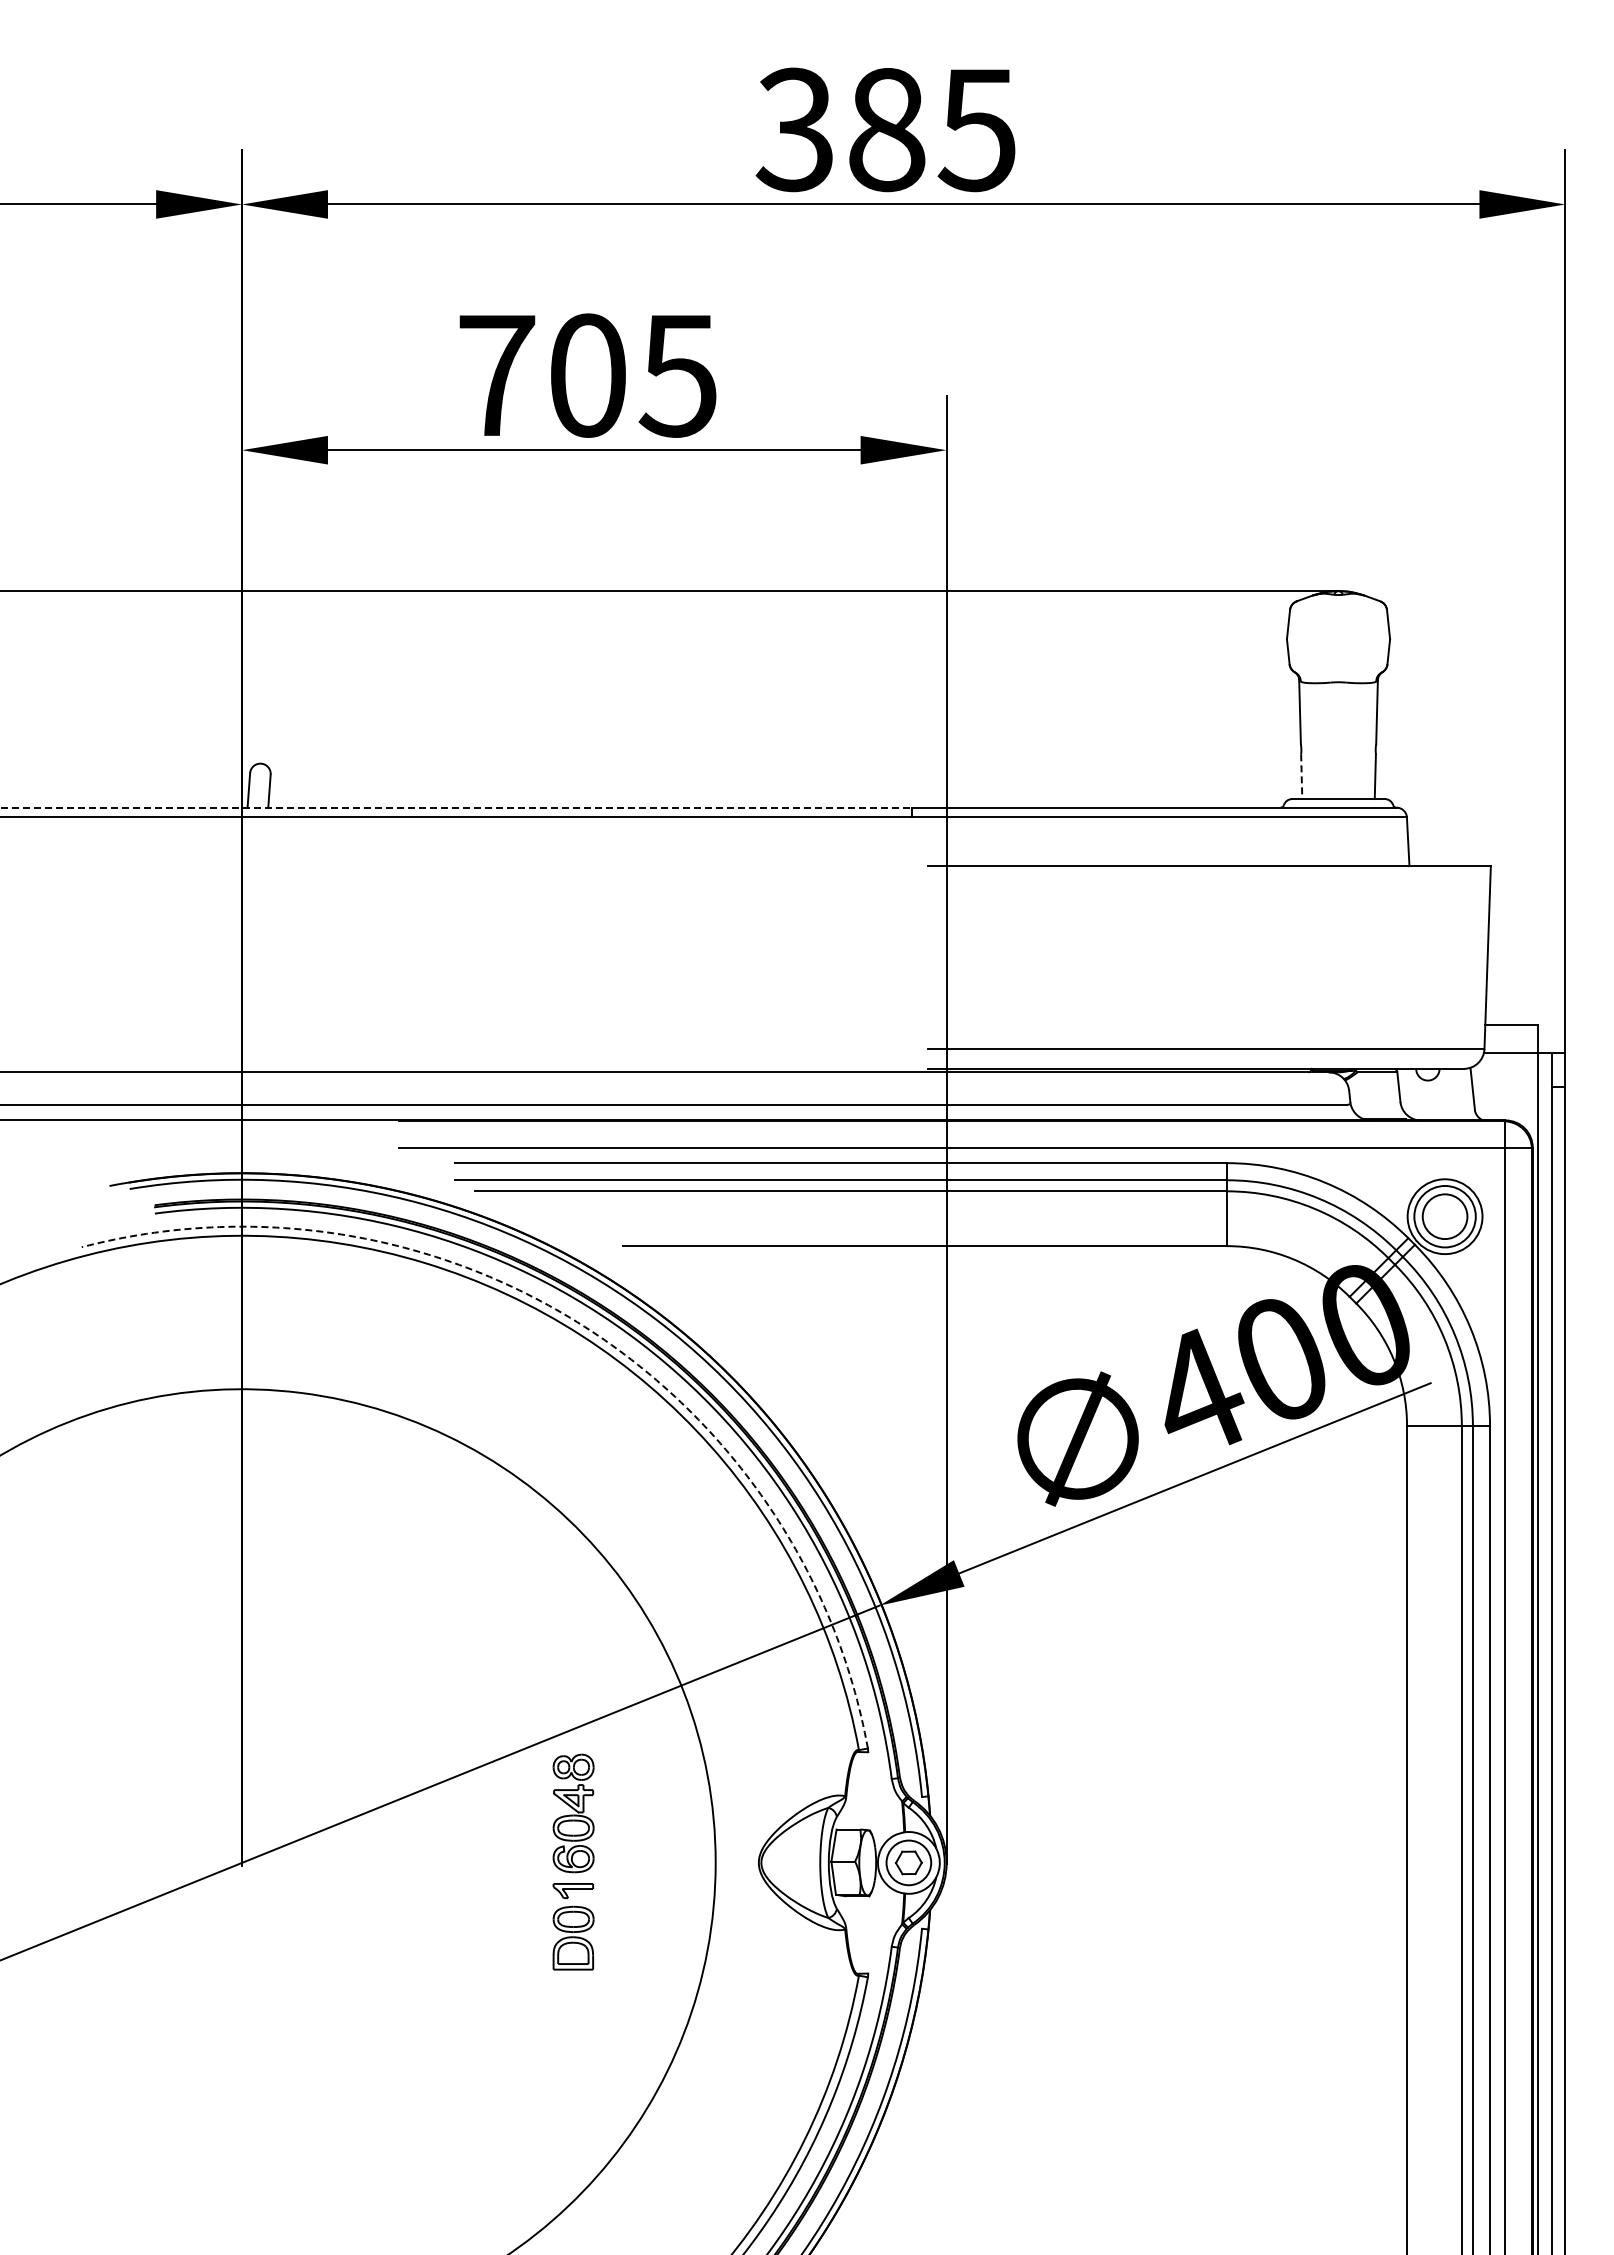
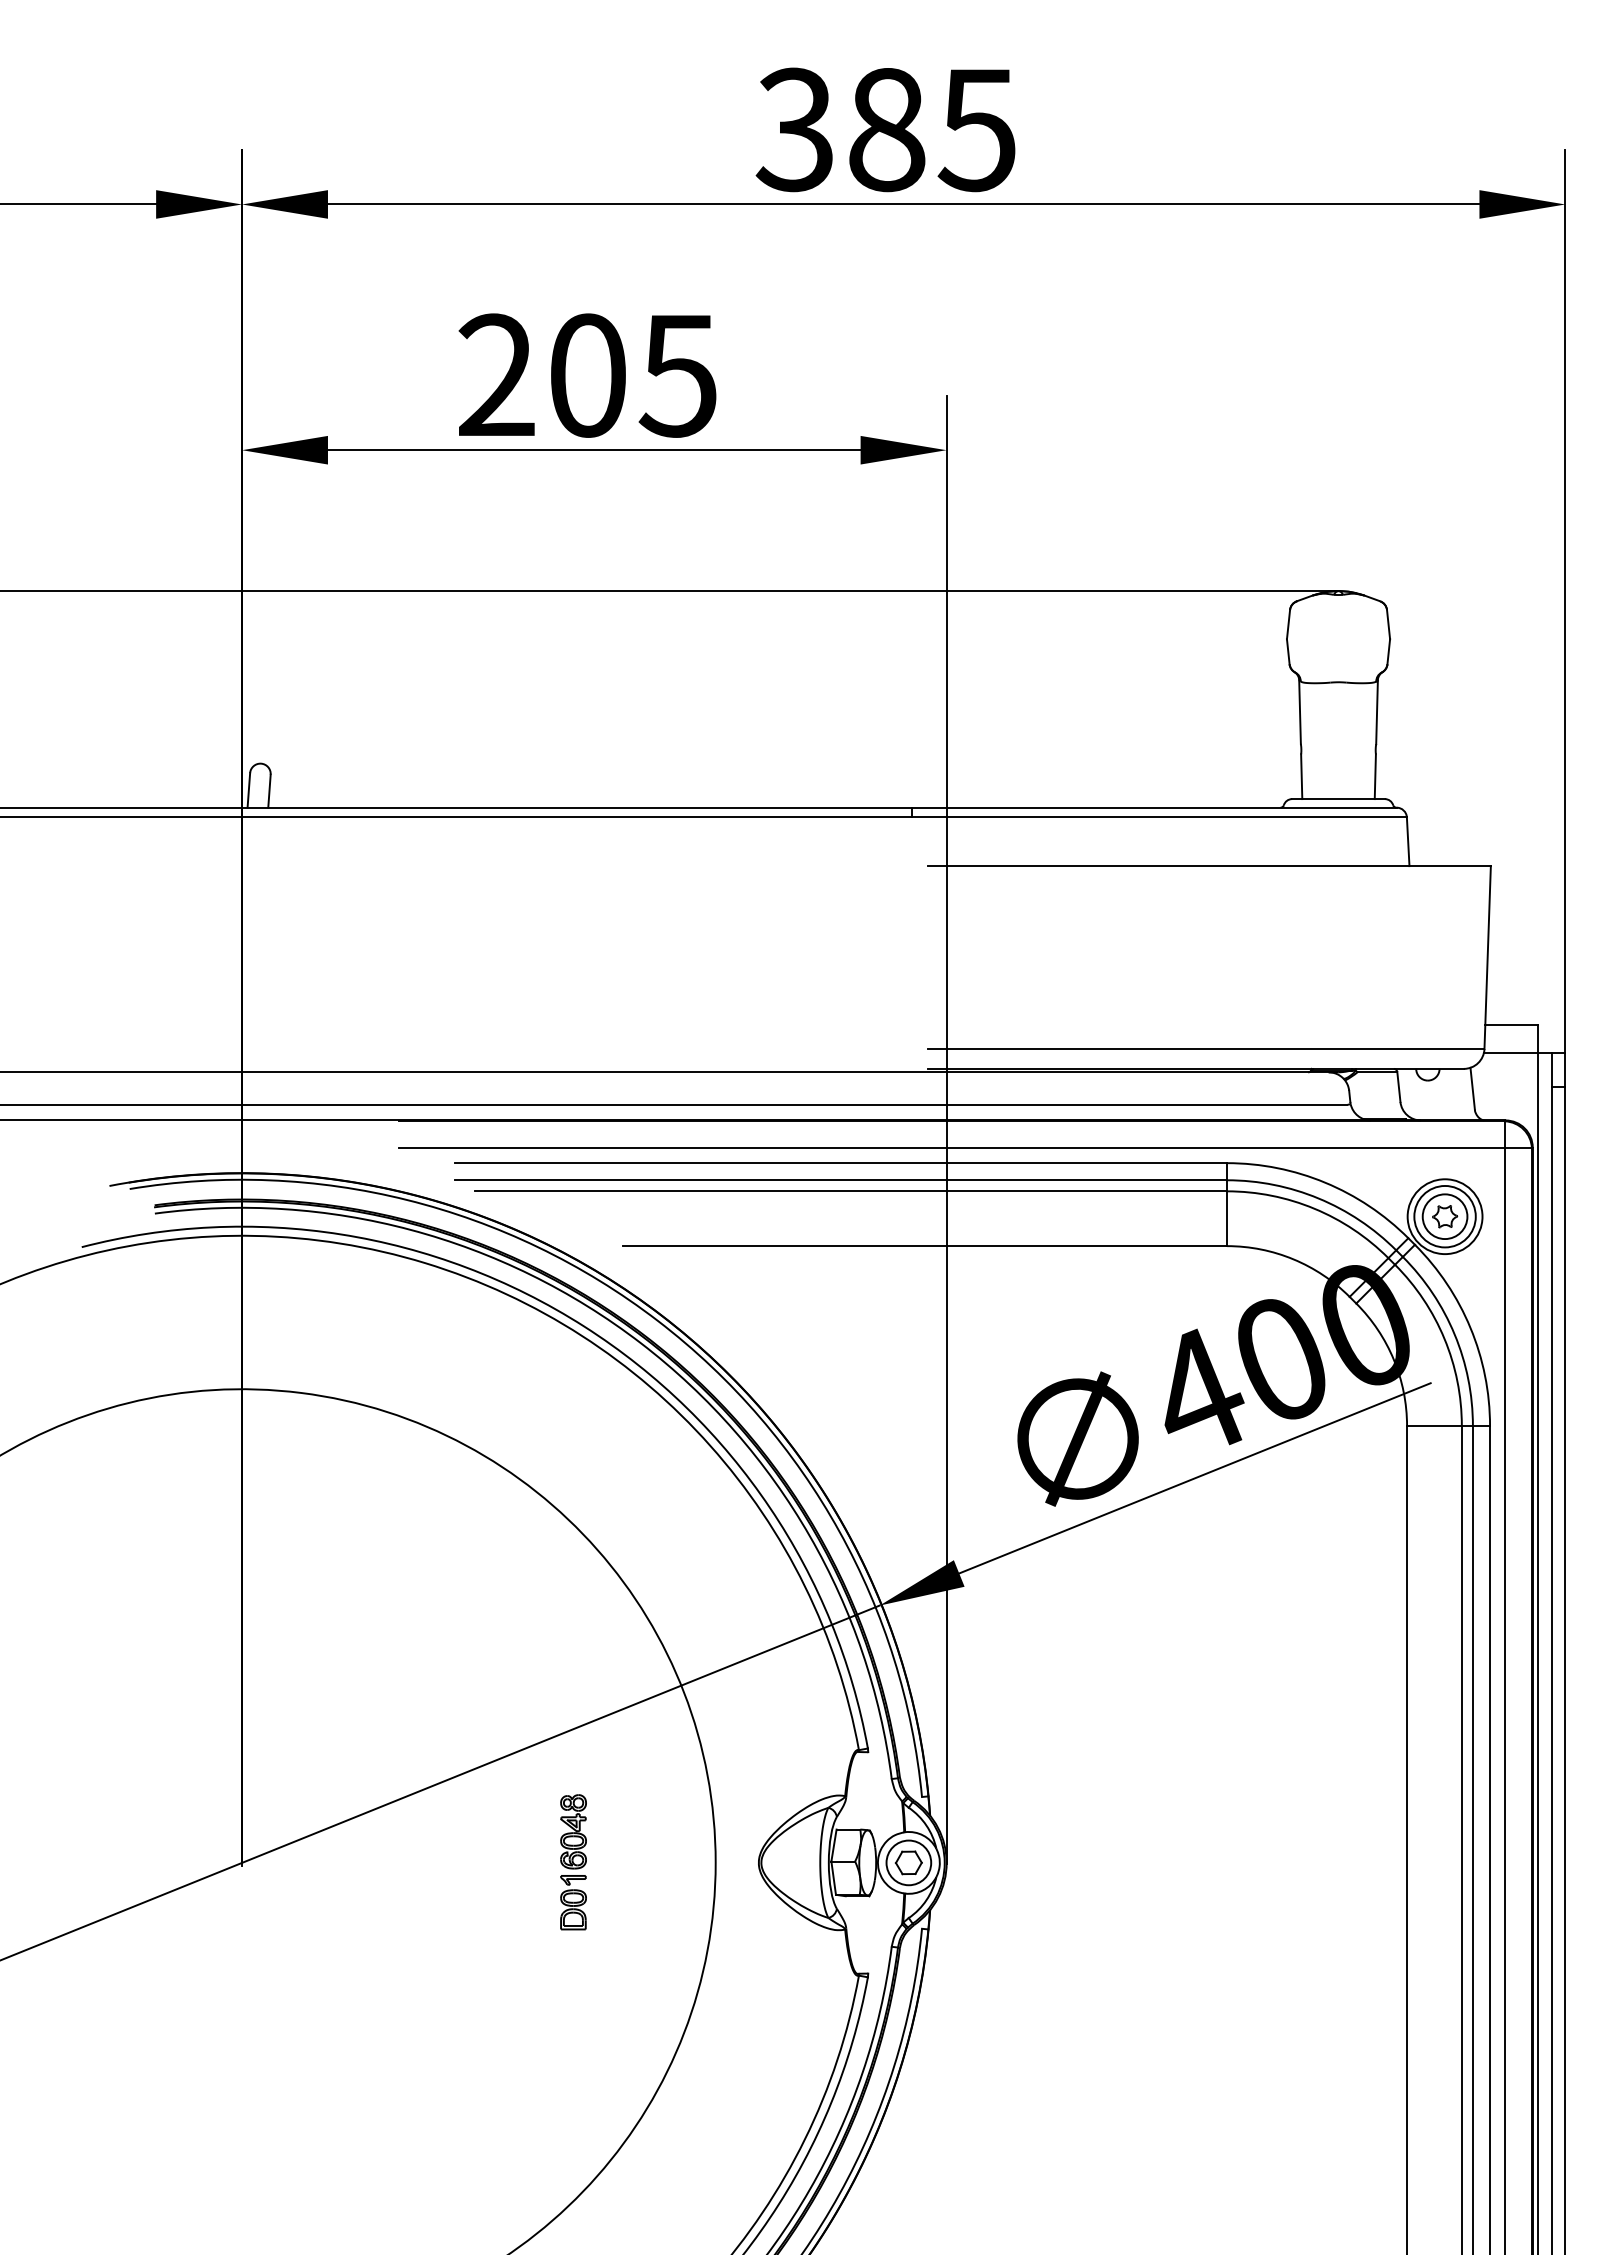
text: 705 -> 205 (496, 374)
line: dashed -> solid (1301, 777)
line: dashed -> solid (456, 807)
part: none -> present (1445, 1216)
arc: dashed -> solid (584, 1326)
part size: 43x218 px -> 27x137 px (573, 1862)
